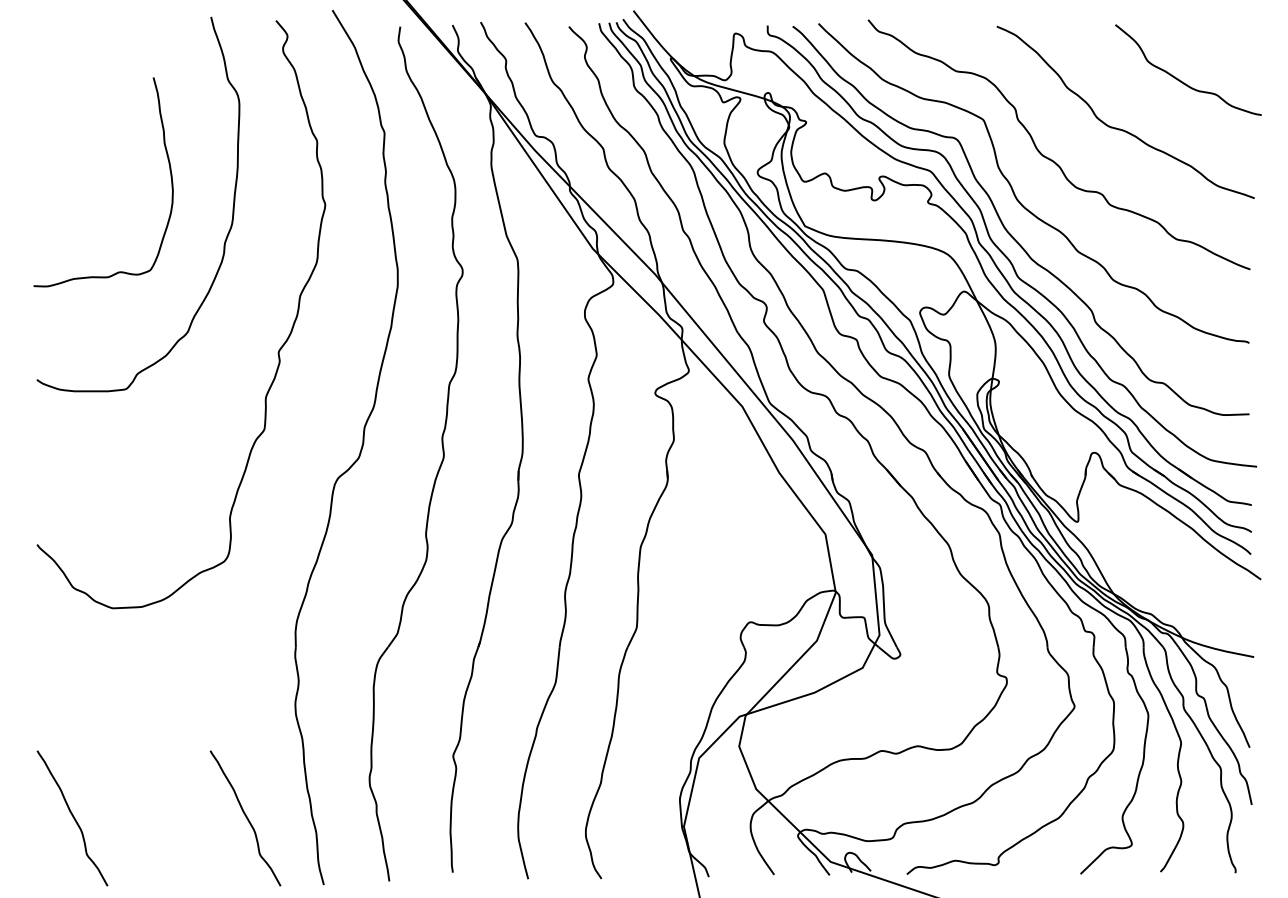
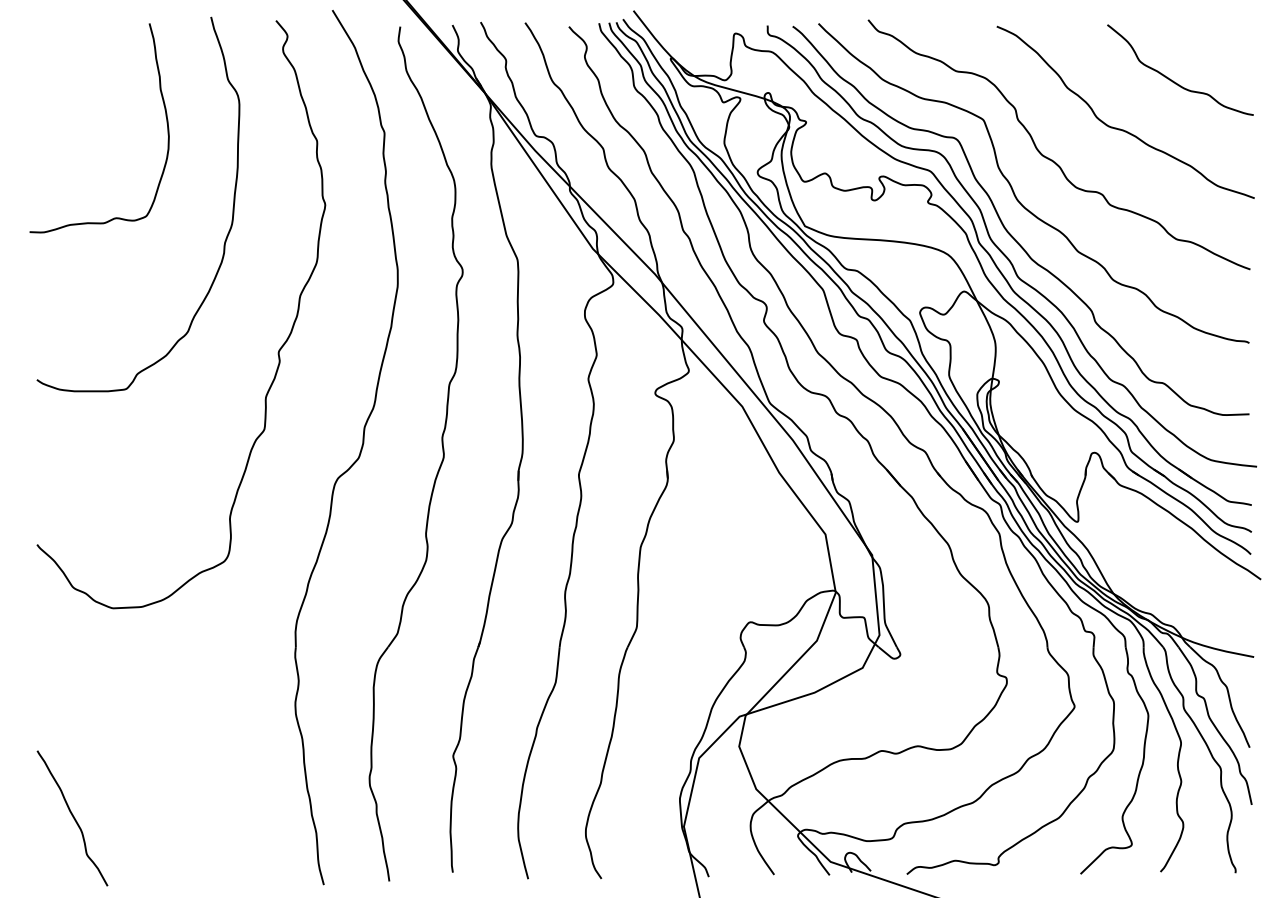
curve position: (1181, 80) -> (1173, 80) (1173, 80)
curve position: (169, 170) -> (165, 116) (165, 116)
curve: present -> none (245, 817)
